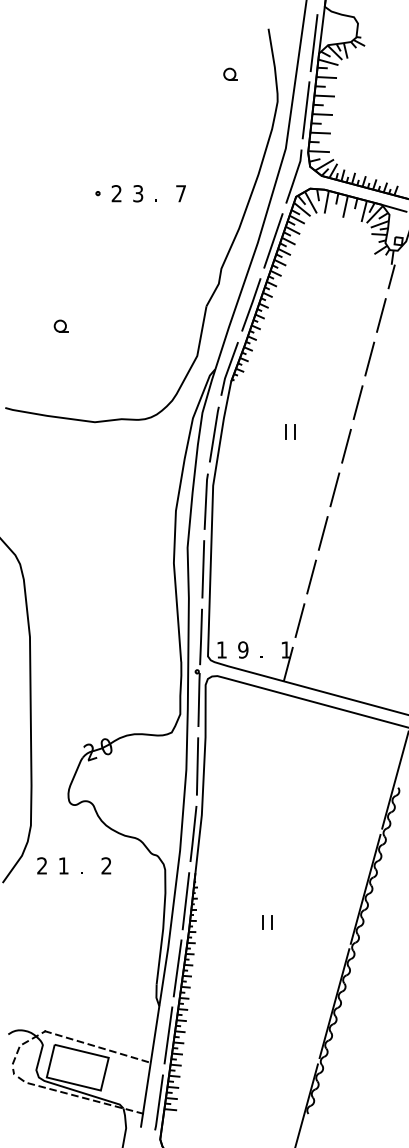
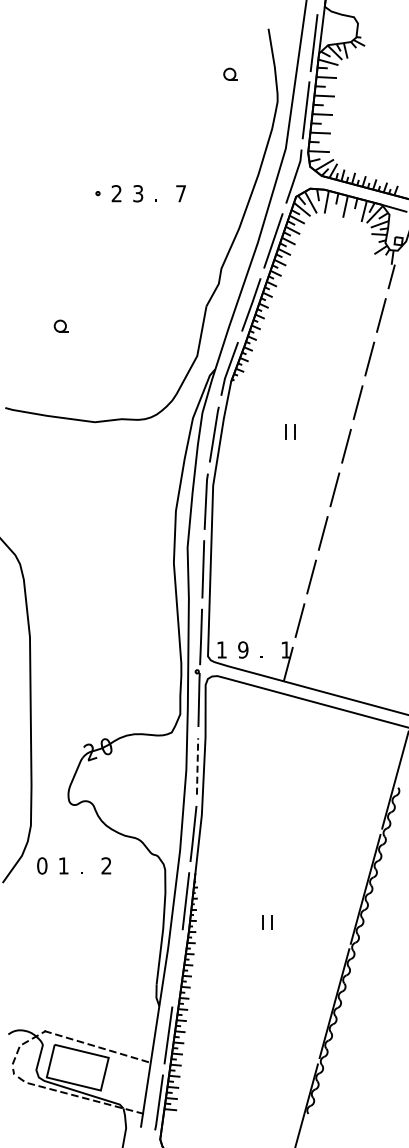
line: solid -> dashed (197, 765)
text: 2 -> 0 (42, 865)
line: present -> none (177, 968)
